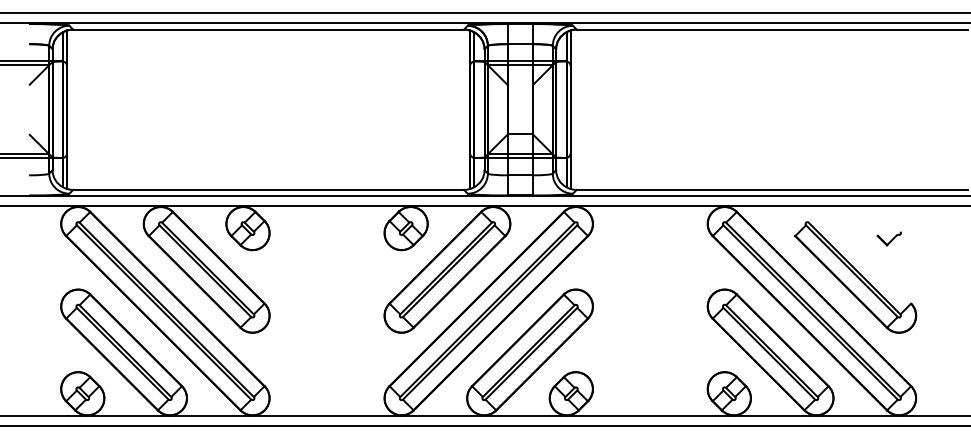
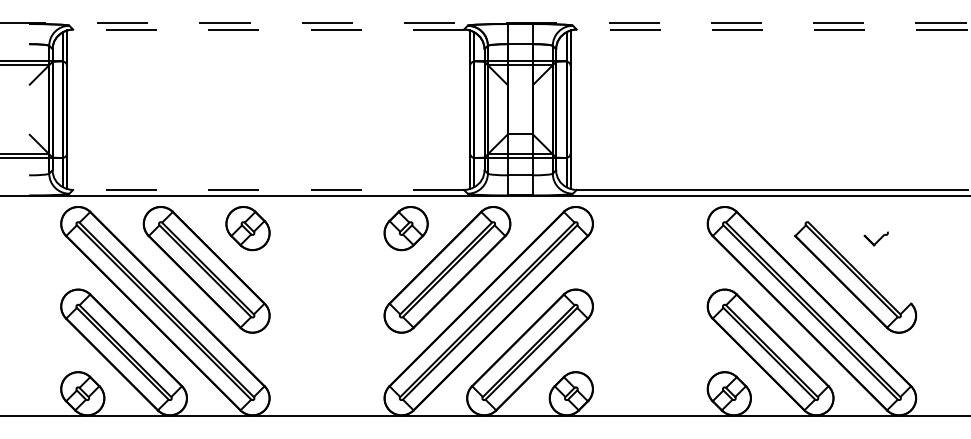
line: present -> none (484, 13)
line: solid -> dashed (485, 23)
line: solid -> dashed (268, 29)
line: solid -> dashed (771, 29)
line: solid -> dashed (268, 189)
line: present -> none (484, 206)
part position: (888, 238) -> (875, 238) (875, 238)
line: present -> none (484, 425)
